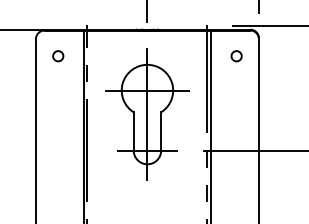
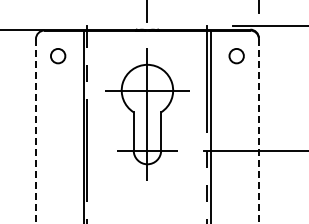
circle size: 13x13 px -> 17x17 px (58, 56)
circle size: 13x13 px -> 17x17 px (236, 56)
line: solid -> dashed (35, 131)
line: solid -> dashed (258, 132)
